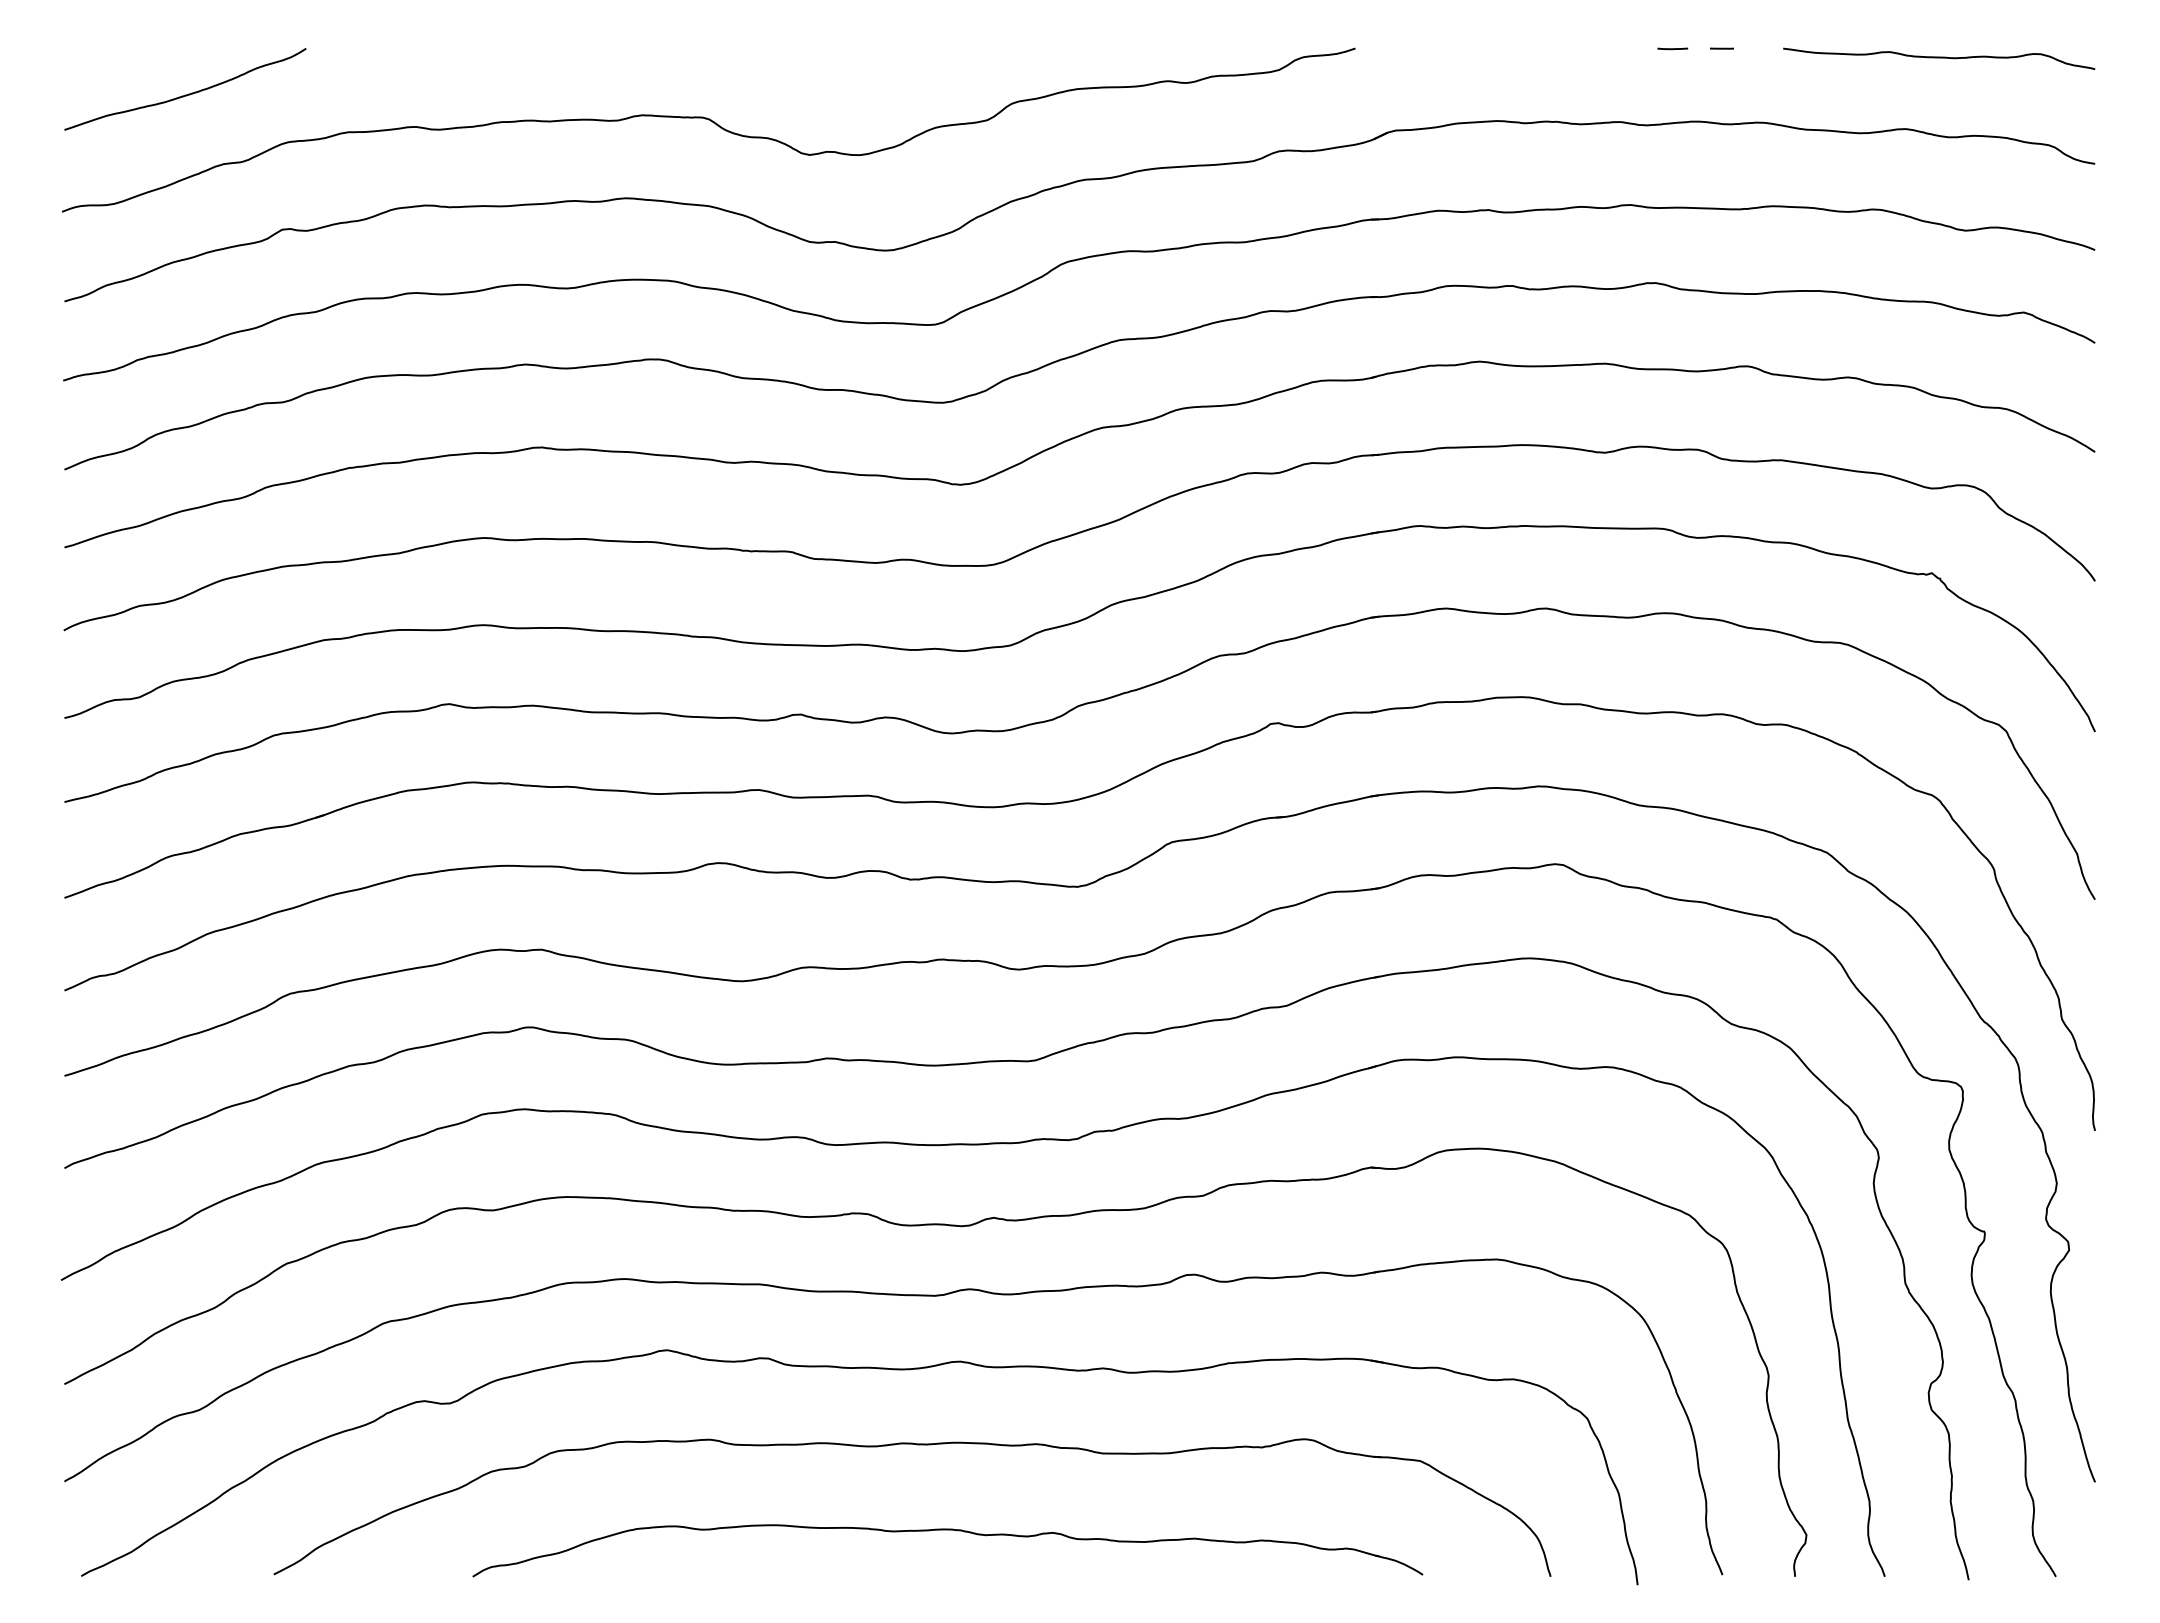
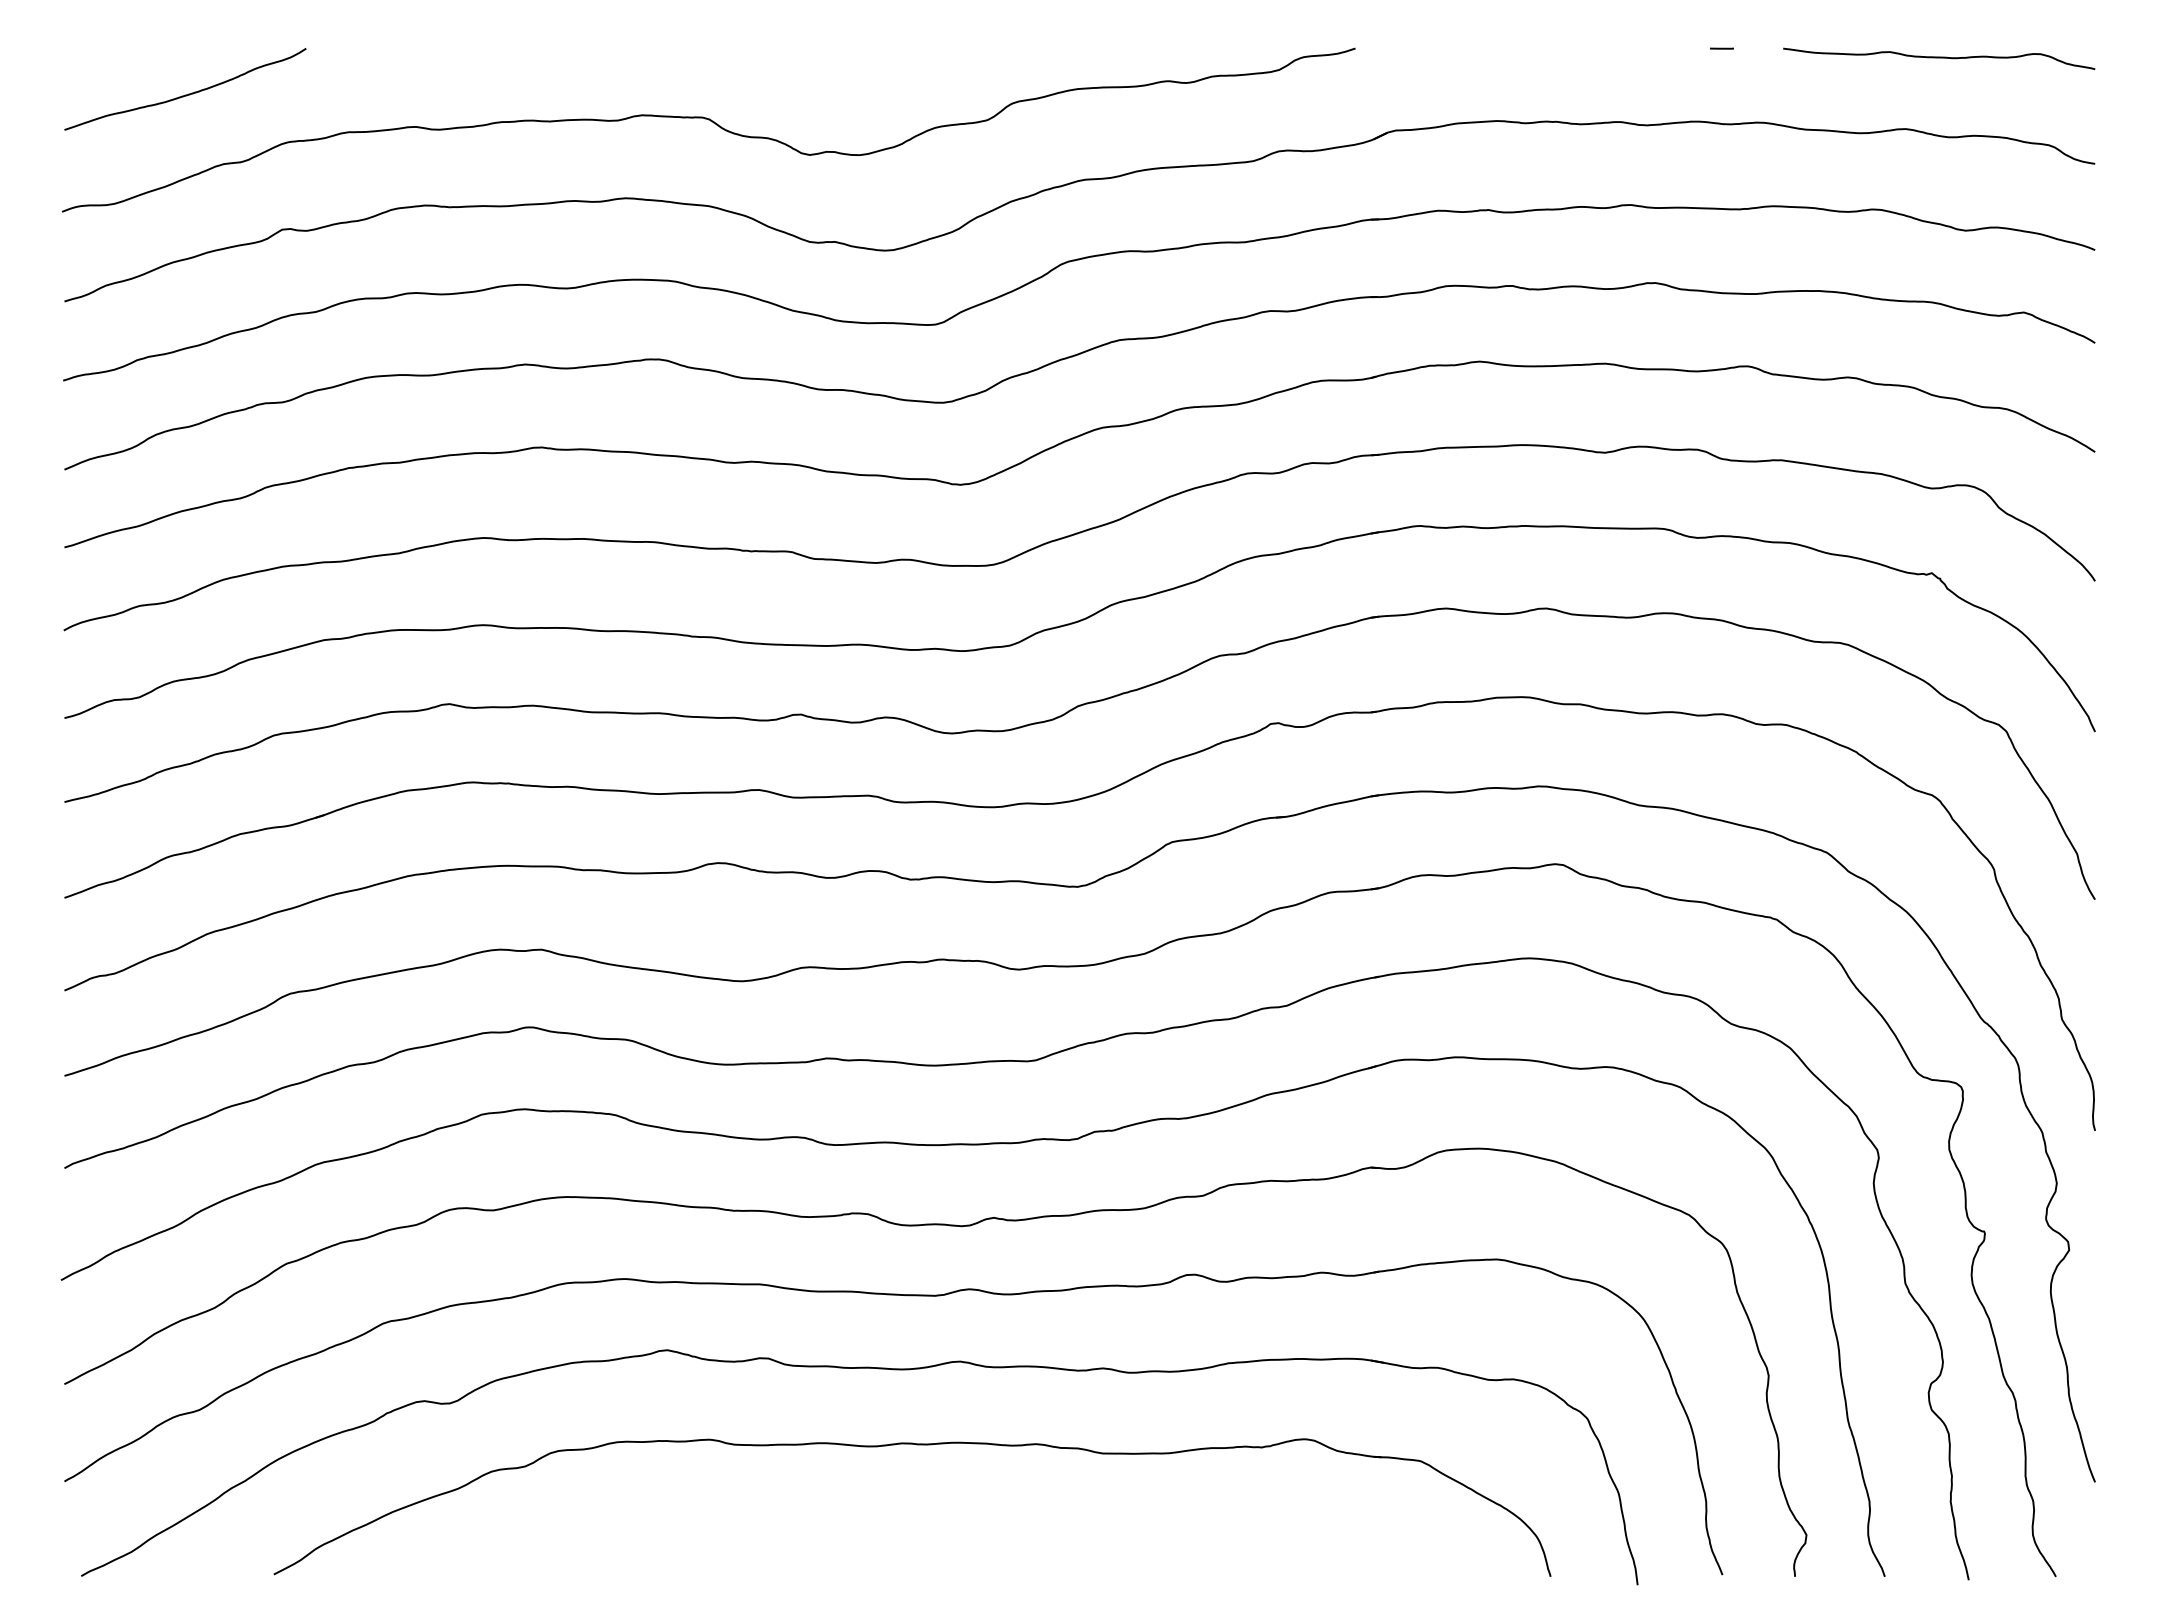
curve: present -> none (1672, 48)
part: present -> none (947, 1530)
